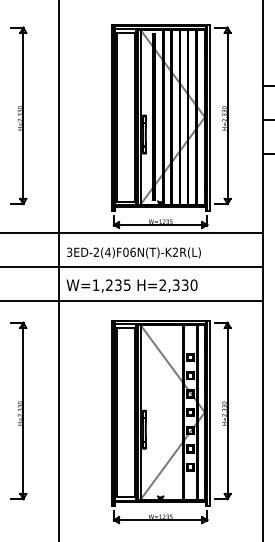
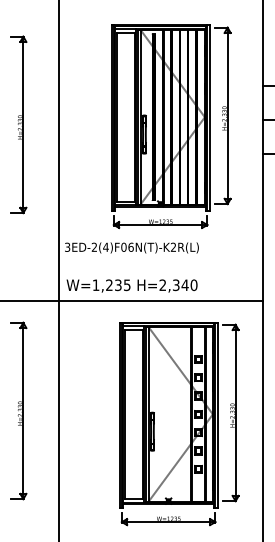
part position: (18, 115) -> (18, 124) (18, 124)
line: present -> none (132, 233)
text position: (133, 252) -> (131, 247) (131, 247)
line: present -> none (132, 267)
text: H=2,330 -> H=2,340 (184, 285)
part position: (171, 422) -> (179, 424) (179, 424)
